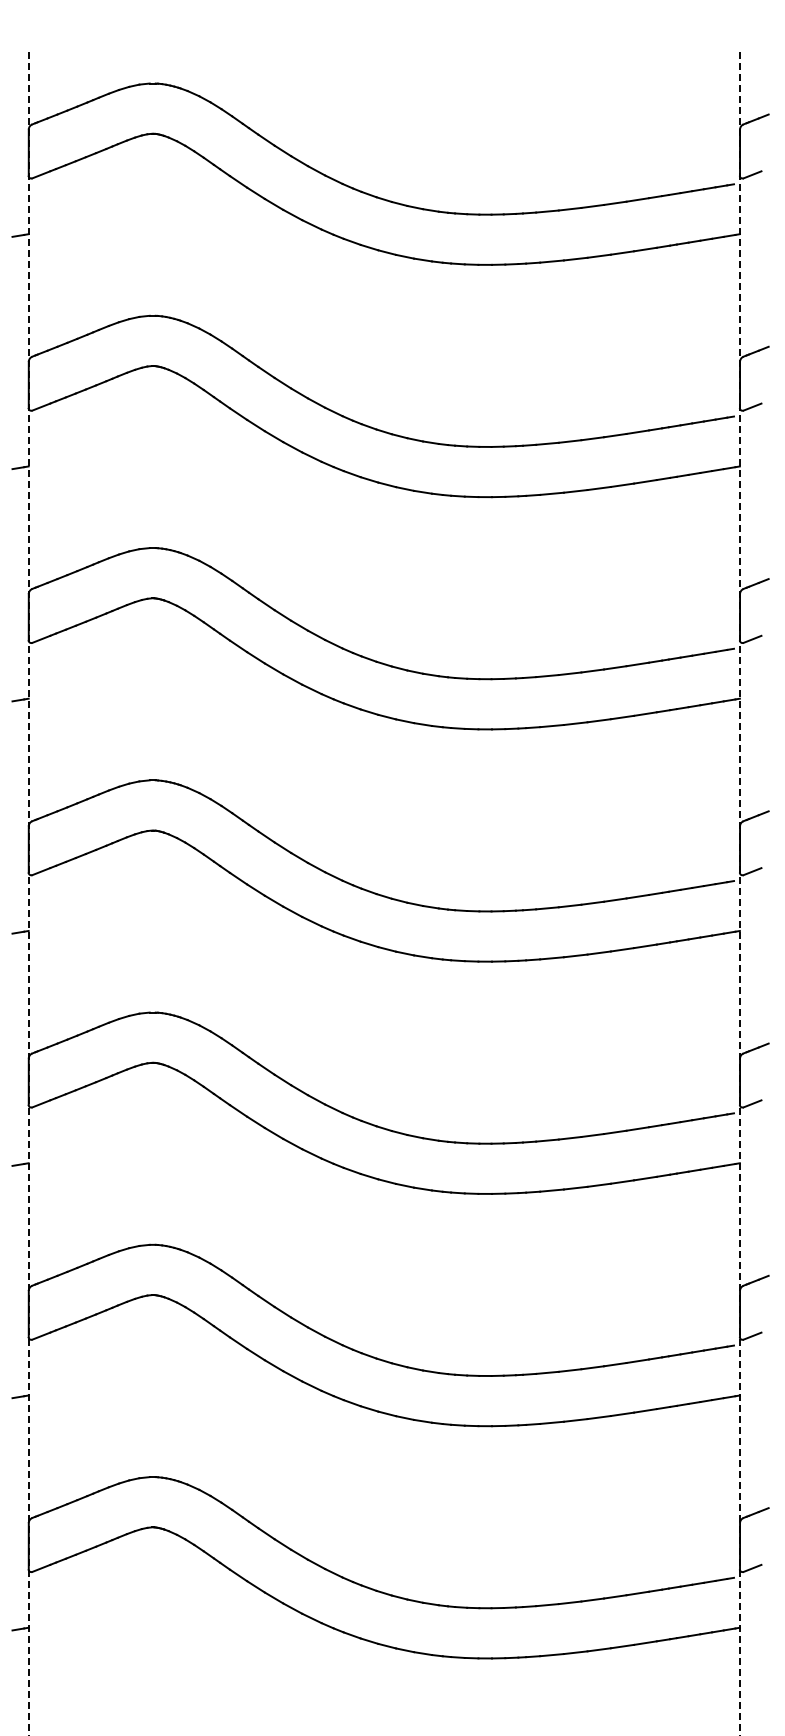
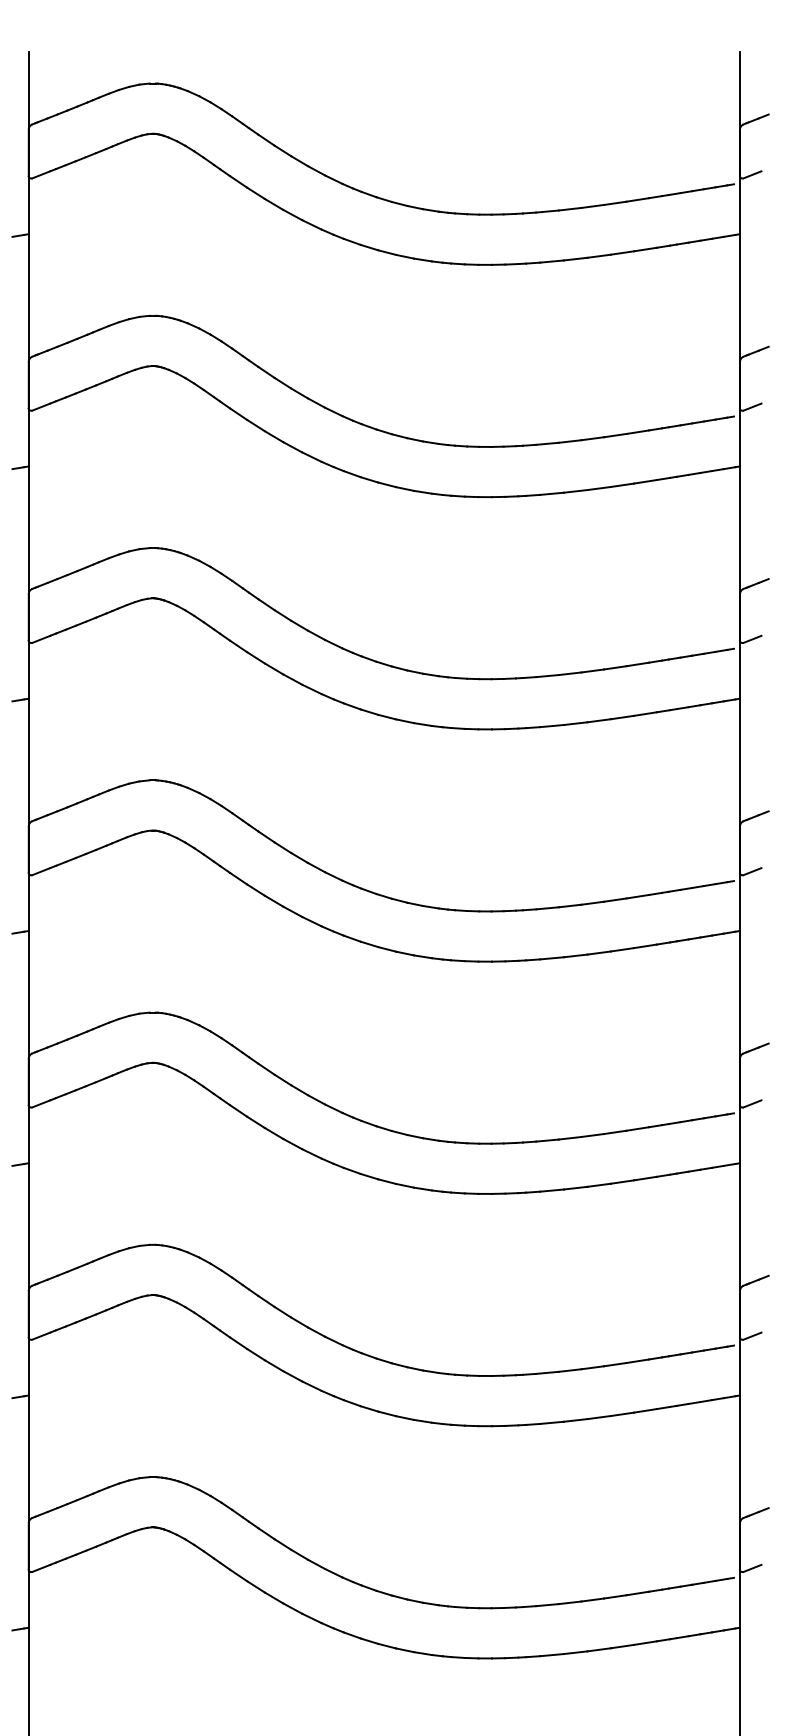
line: dashed -> solid (28, 893)
line: dashed -> solid (739, 893)
